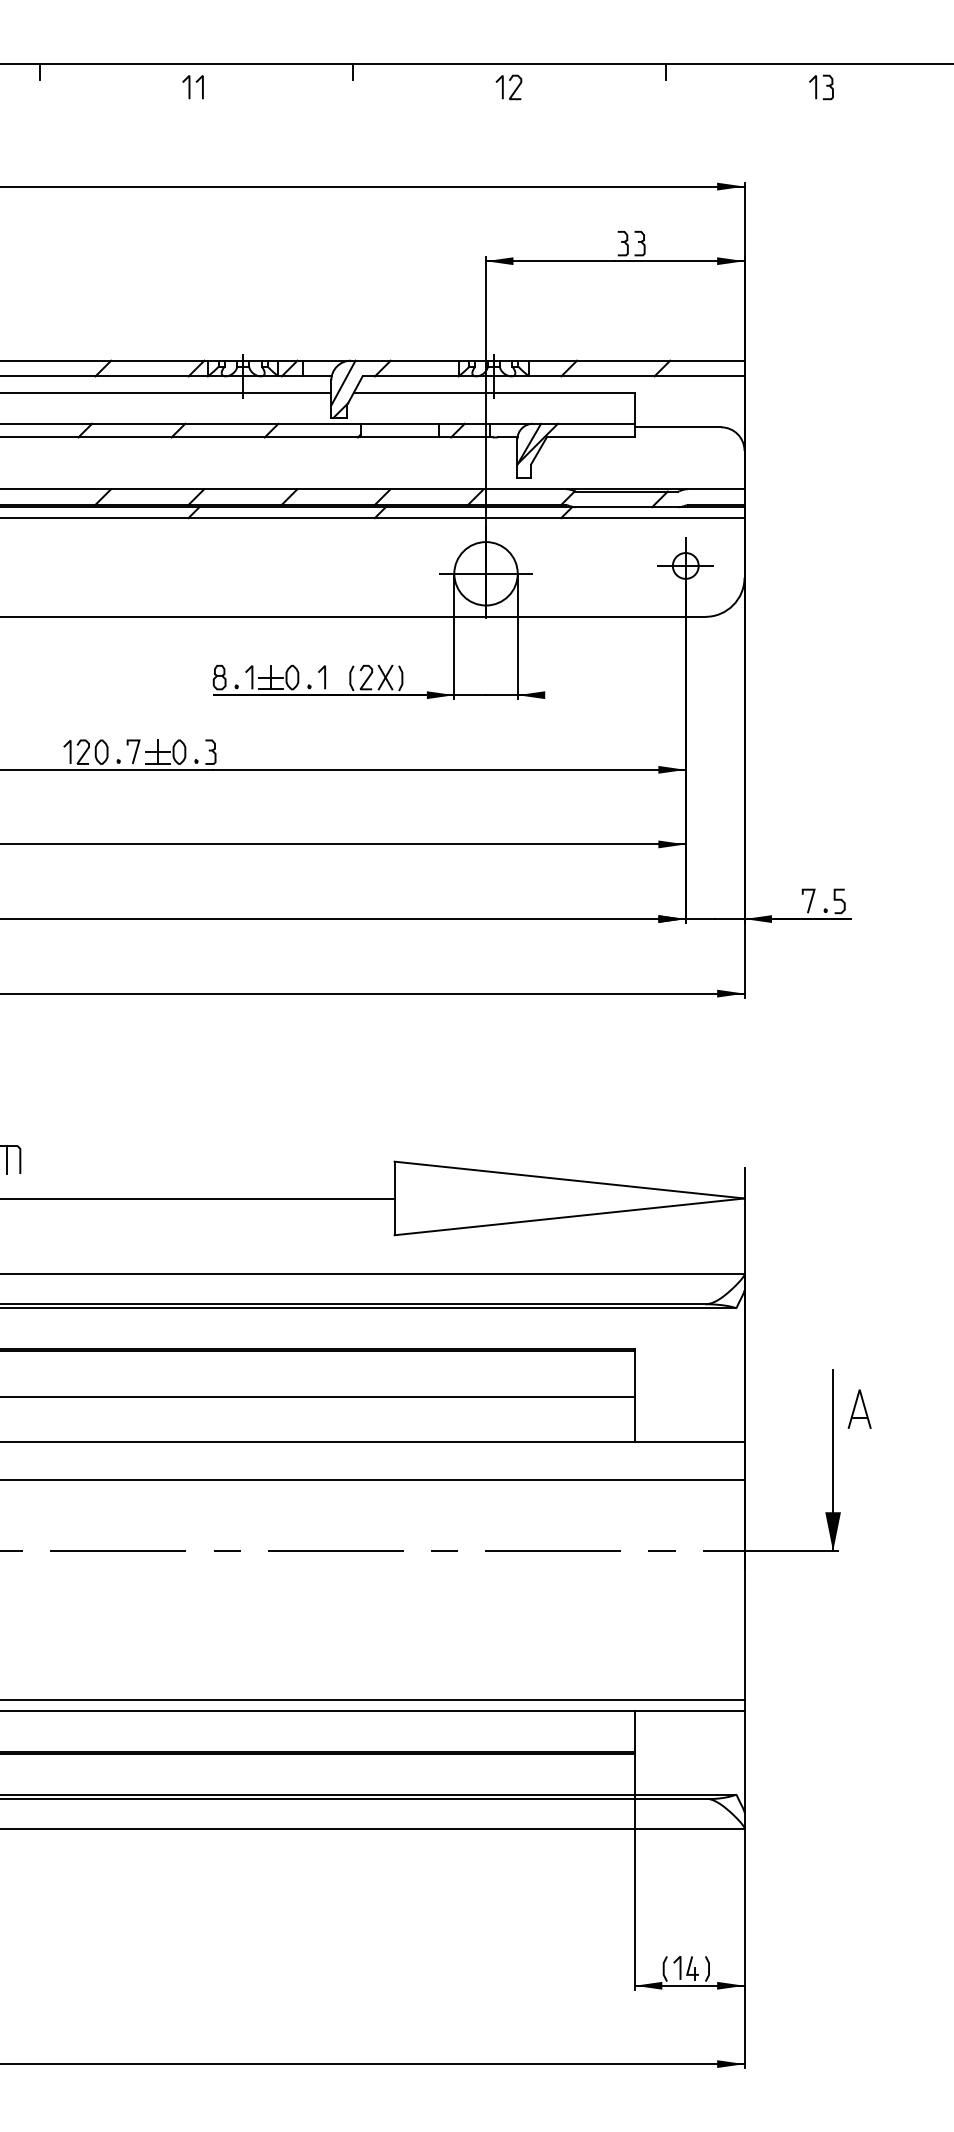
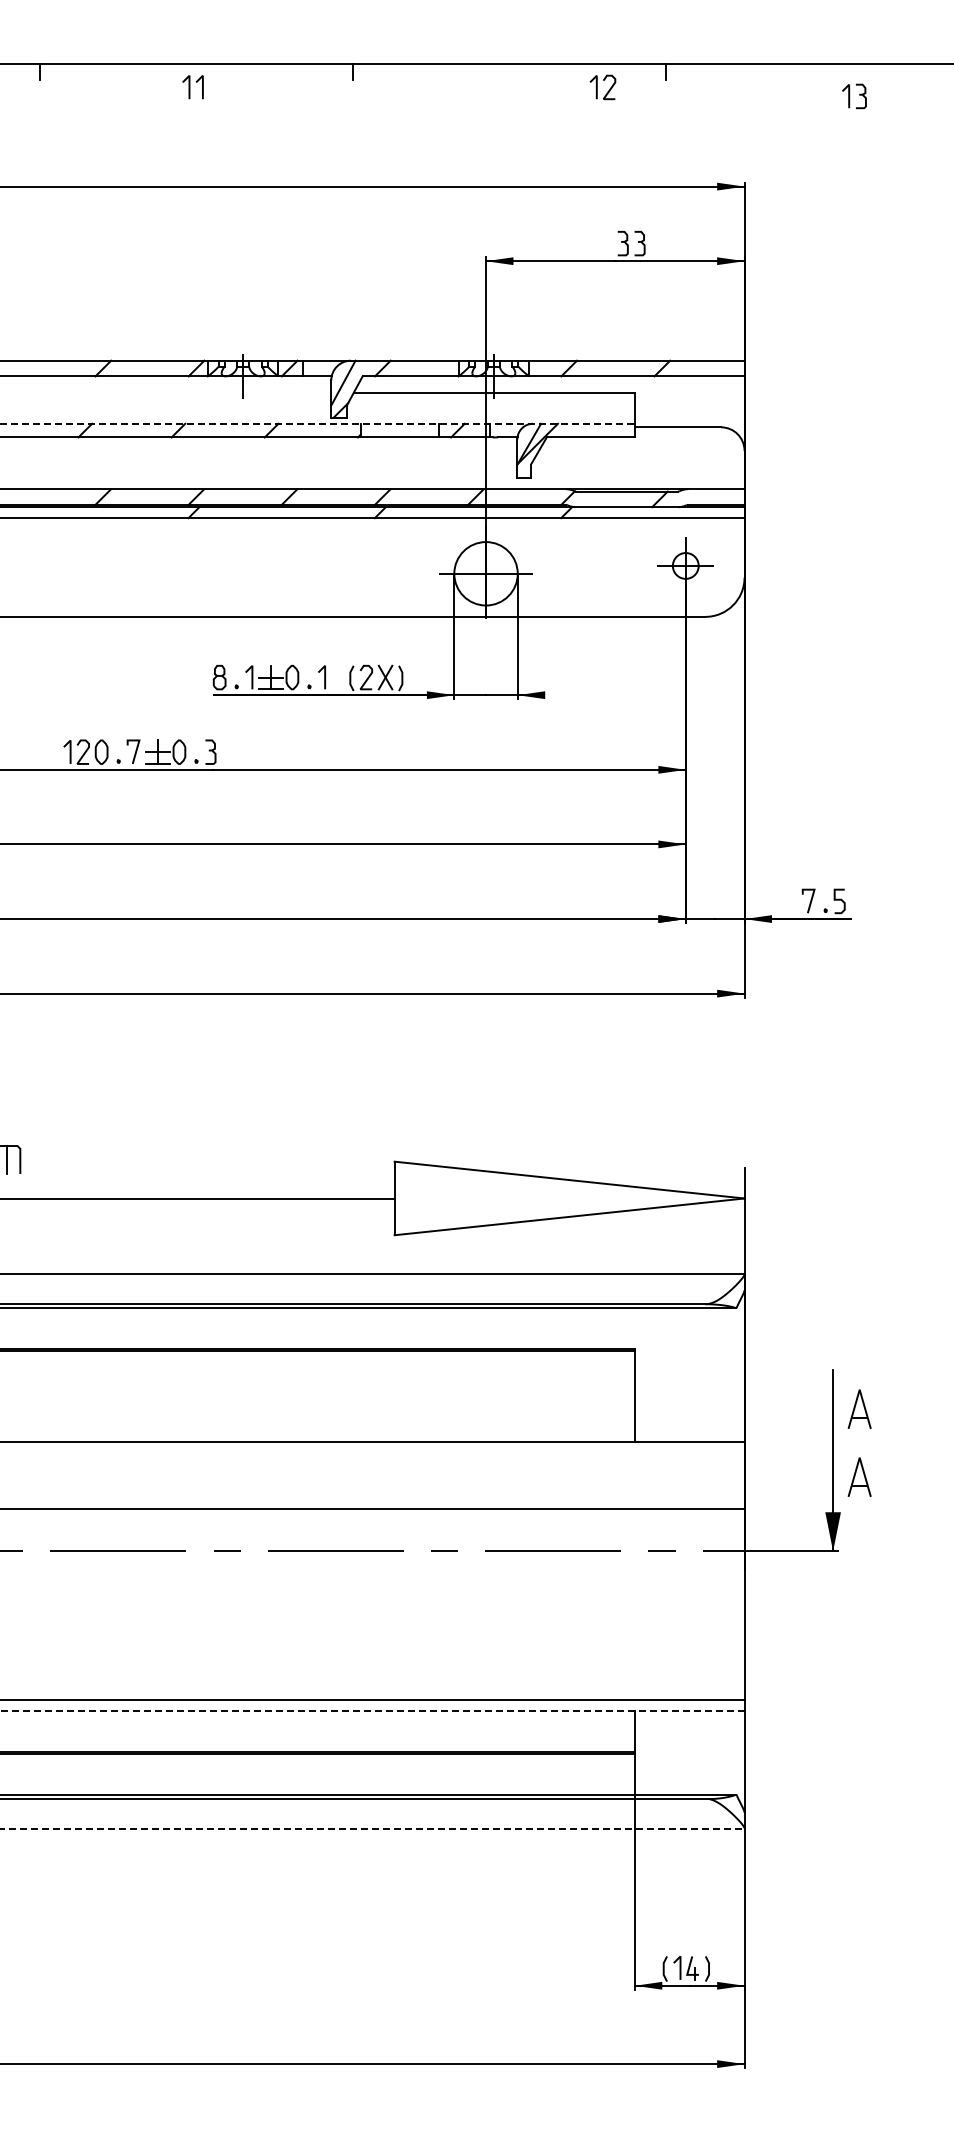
part position: (508, 87) -> (602, 87) (602, 87)
part position: (821, 87) -> (854, 96) (854, 96)
line: present -> none (166, 392)
line: solid -> dashed (317, 423)
line: present -> none (318, 1397)
part: none -> present (859, 1476)
line position: (373, 1480) -> (373, 1509) (373, 1509)
line: solid -> dashed (372, 1711)
line: solid -> dashed (372, 1829)
